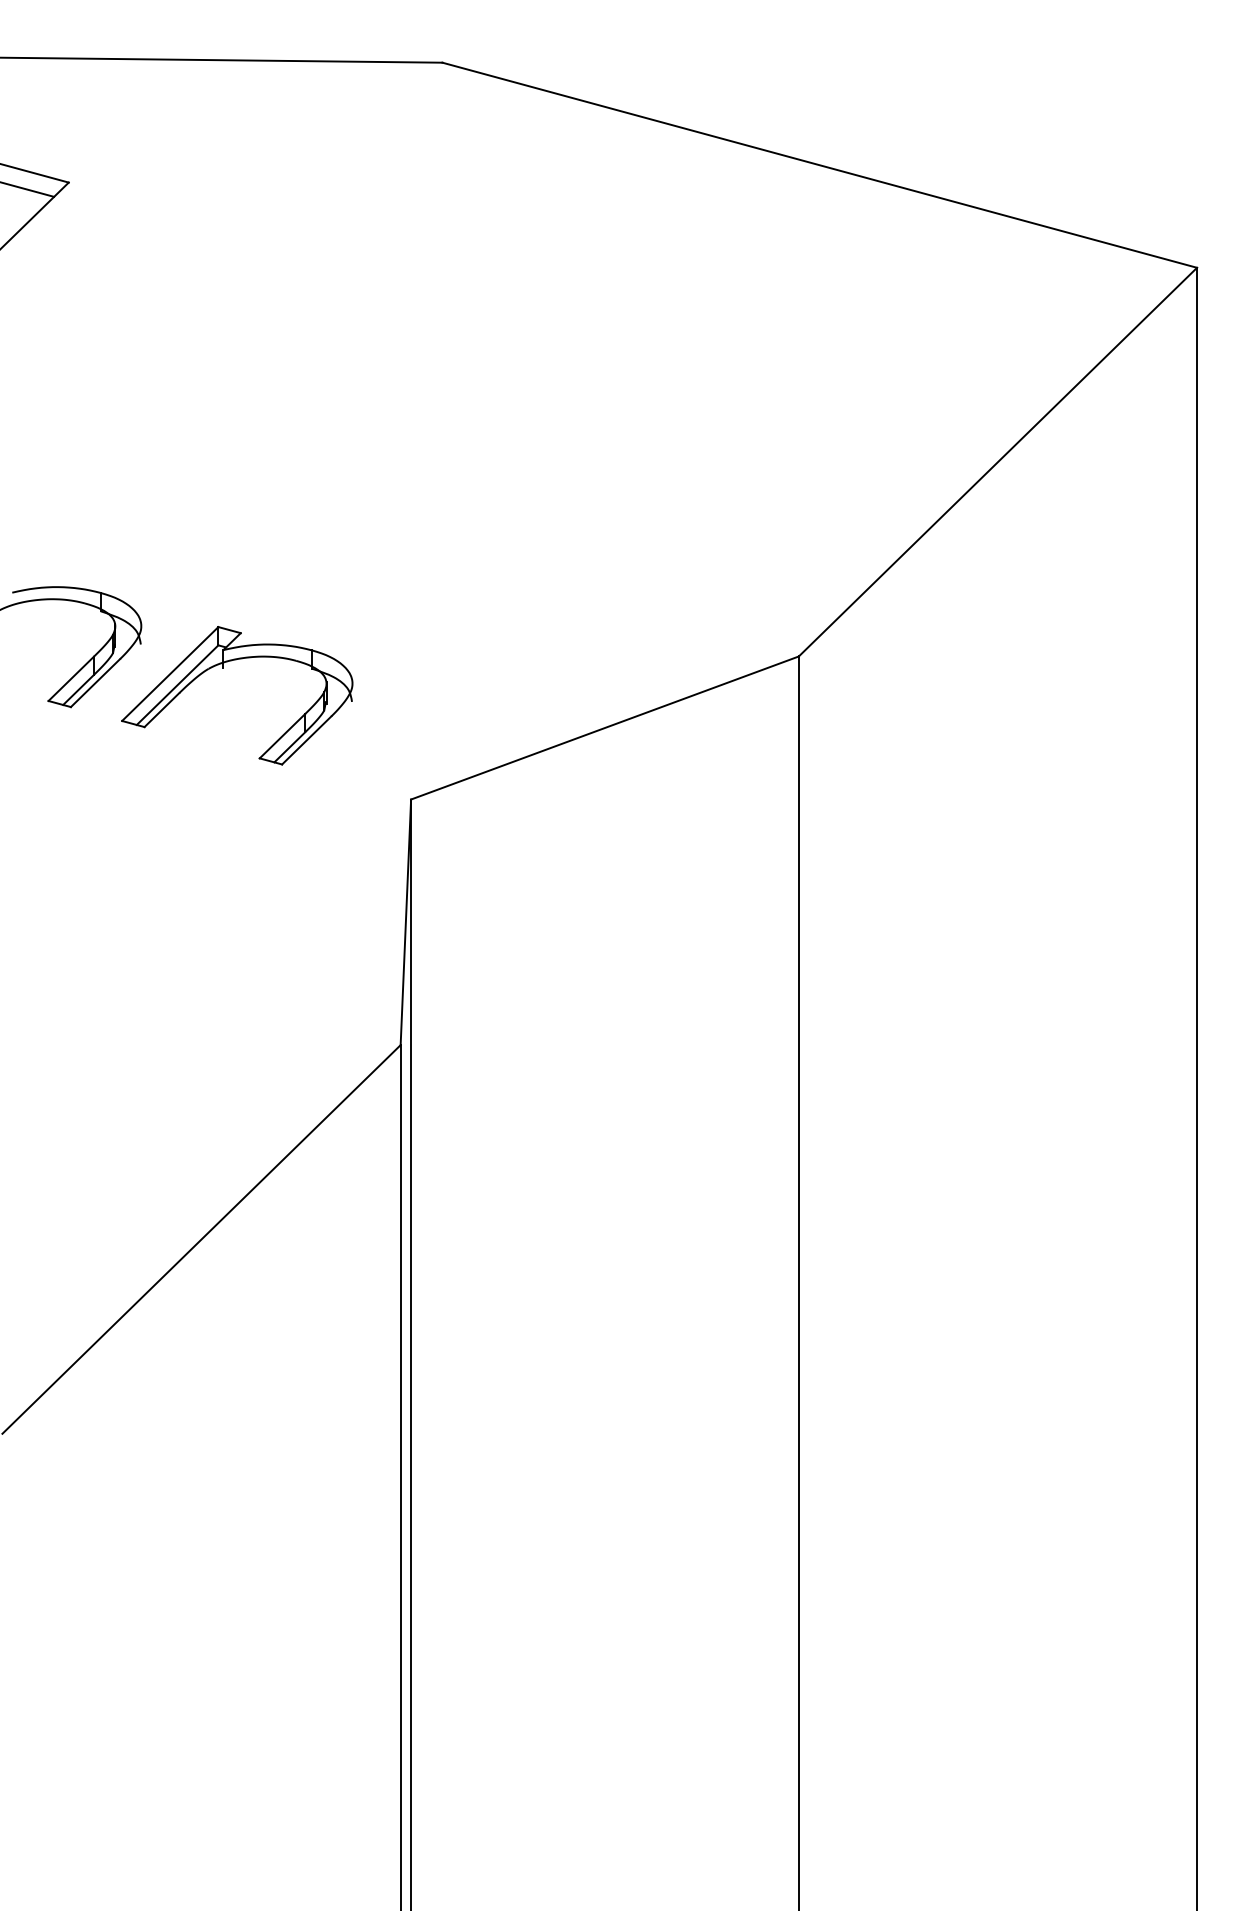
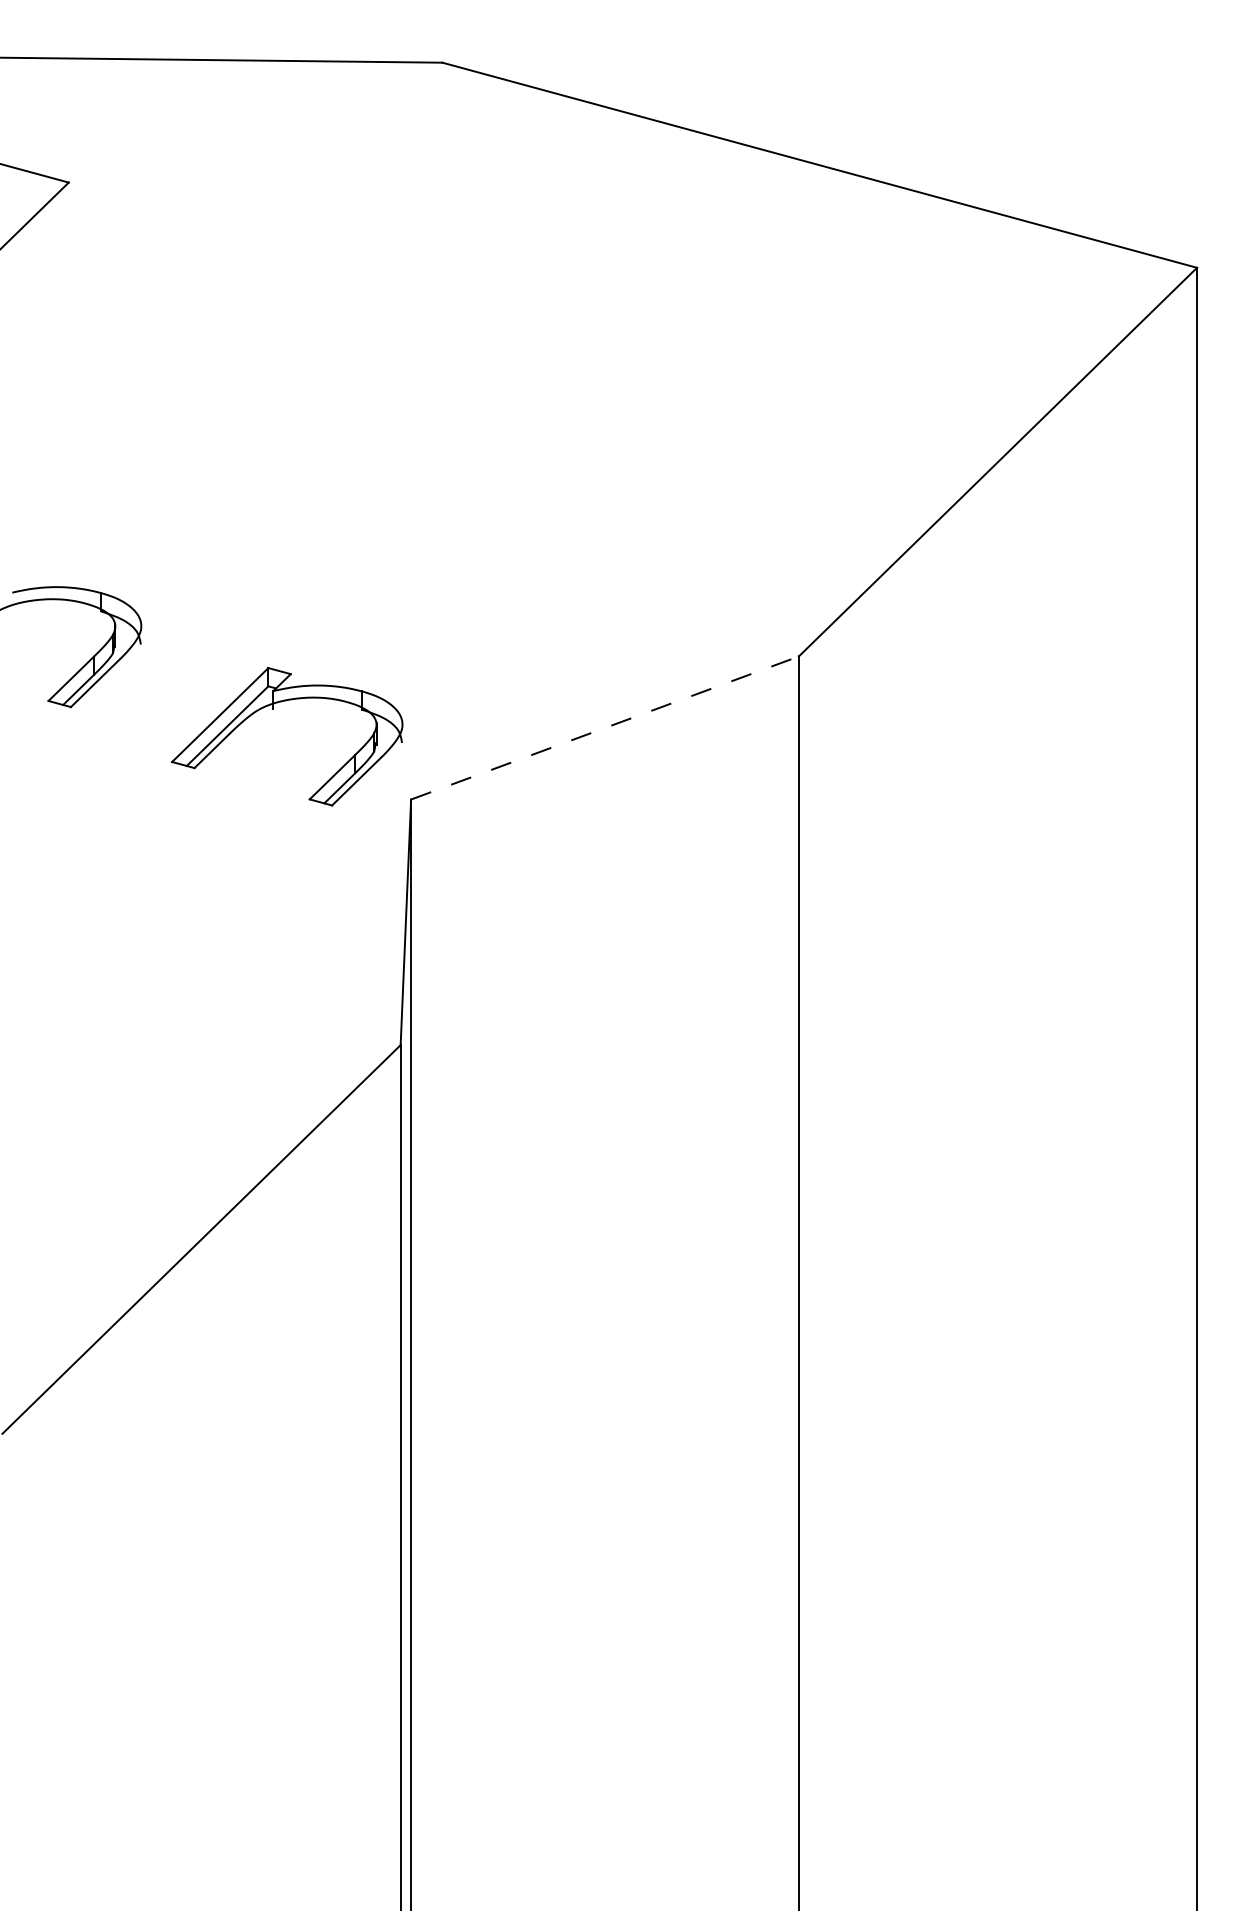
line: present -> none (28, 189)
part position: (223, 668) -> (273, 709) (273, 709)
line: solid -> dashed (604, 728)
